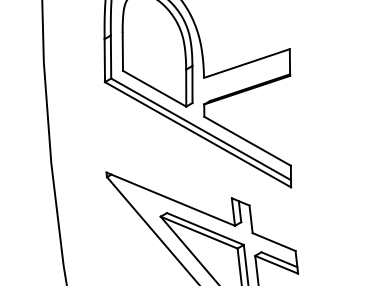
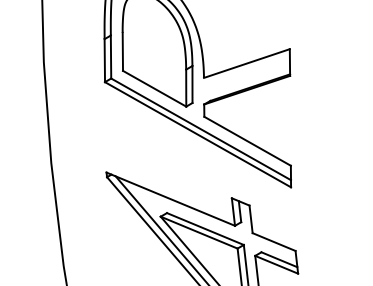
line: none -> present (160, 229)
